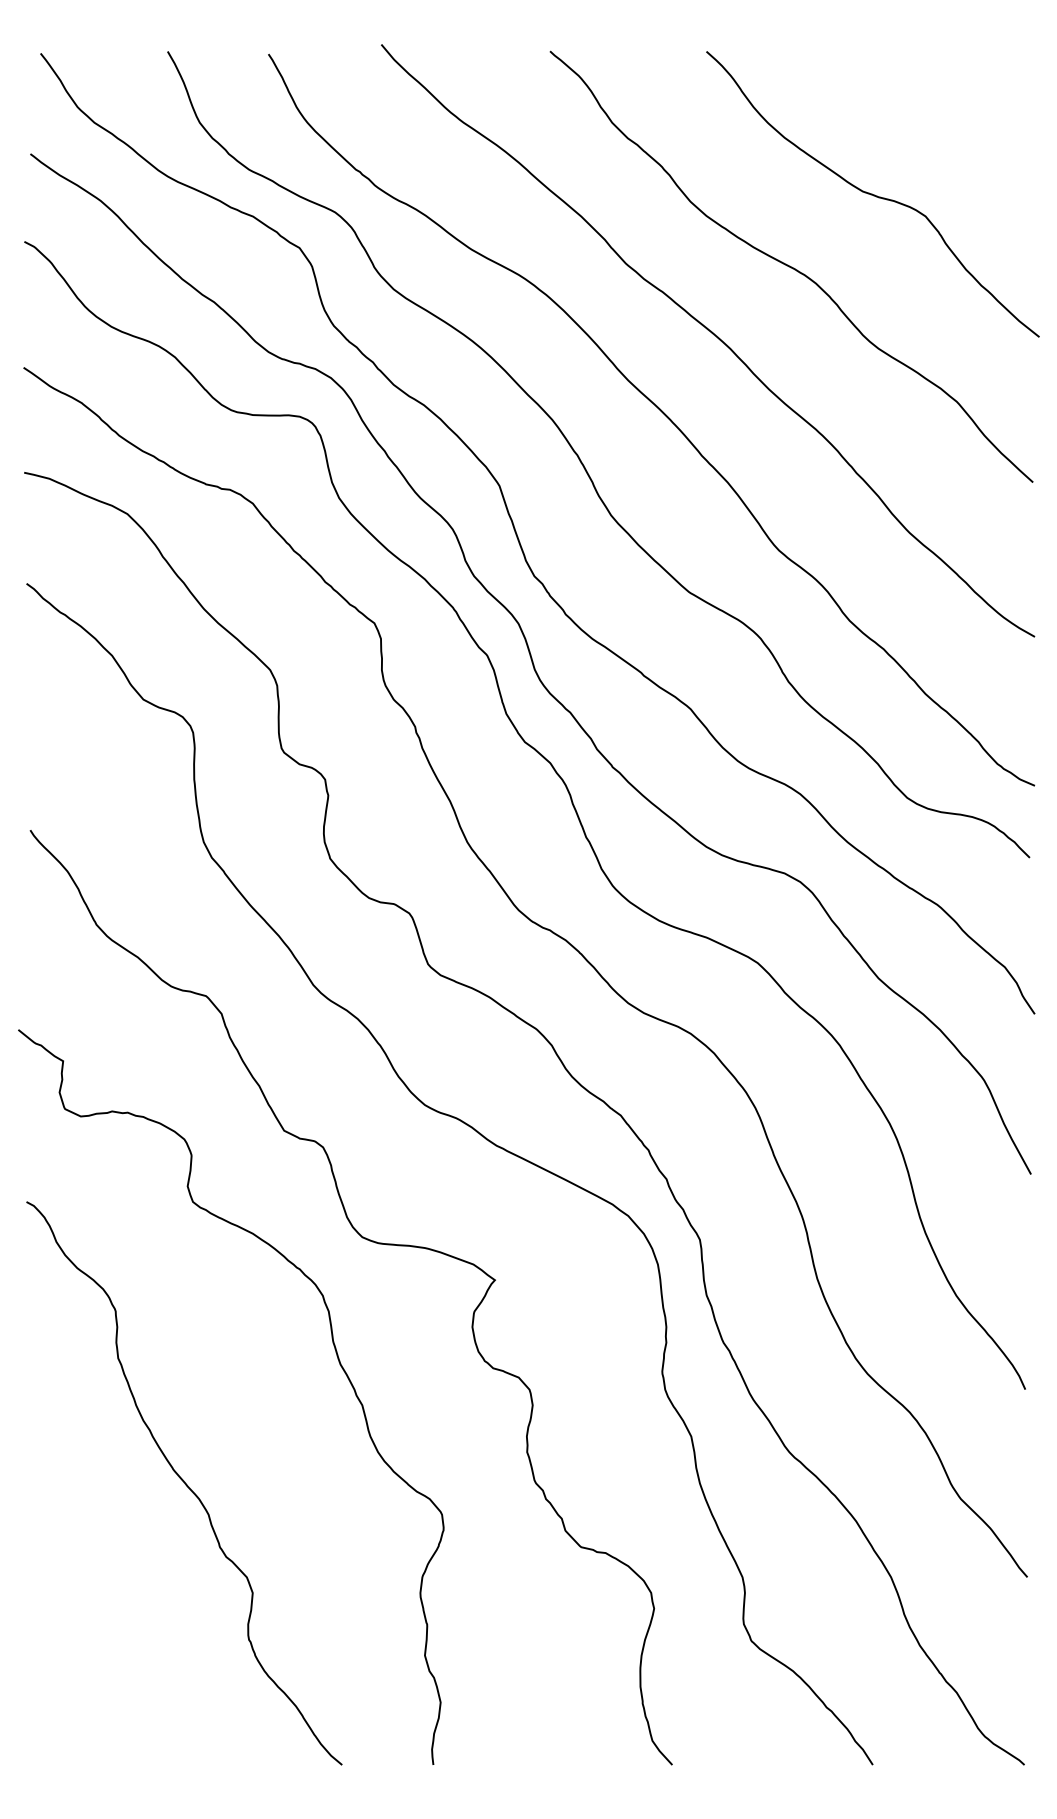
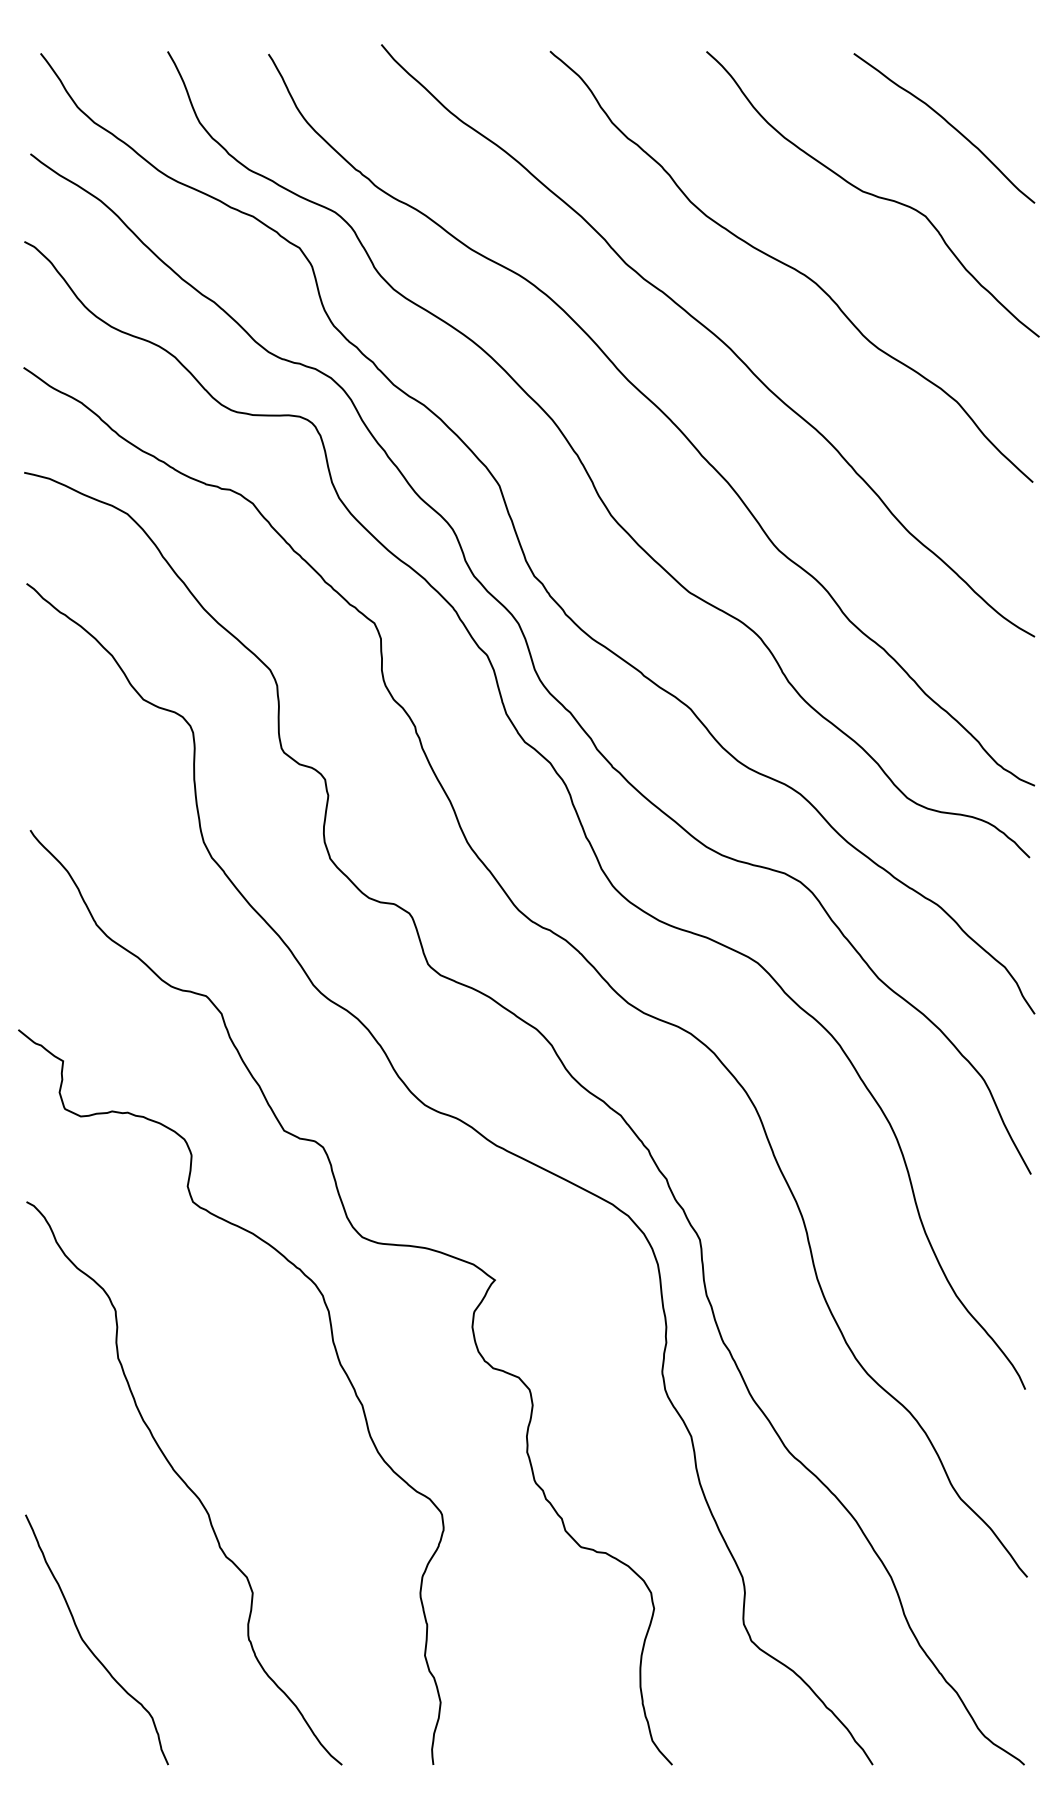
curve: none -> present (948, 124)
curve: none -> present (87, 1644)
